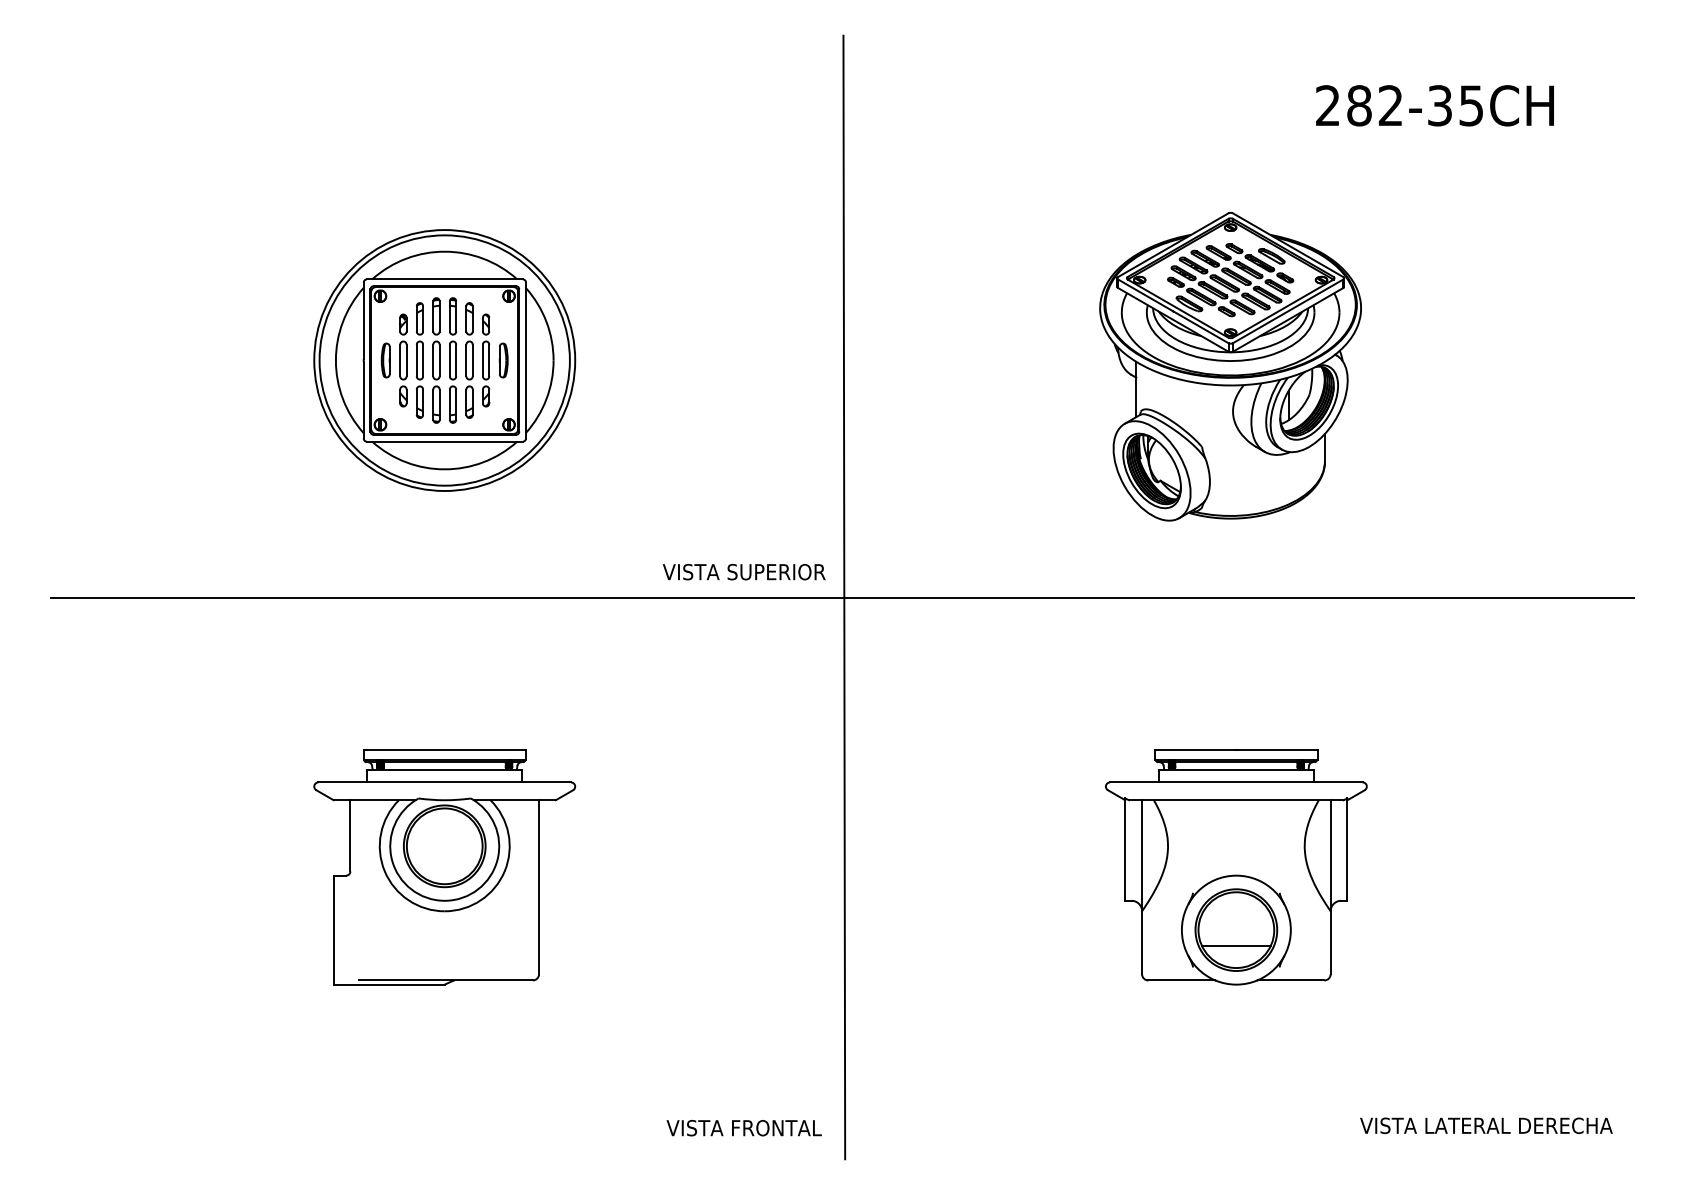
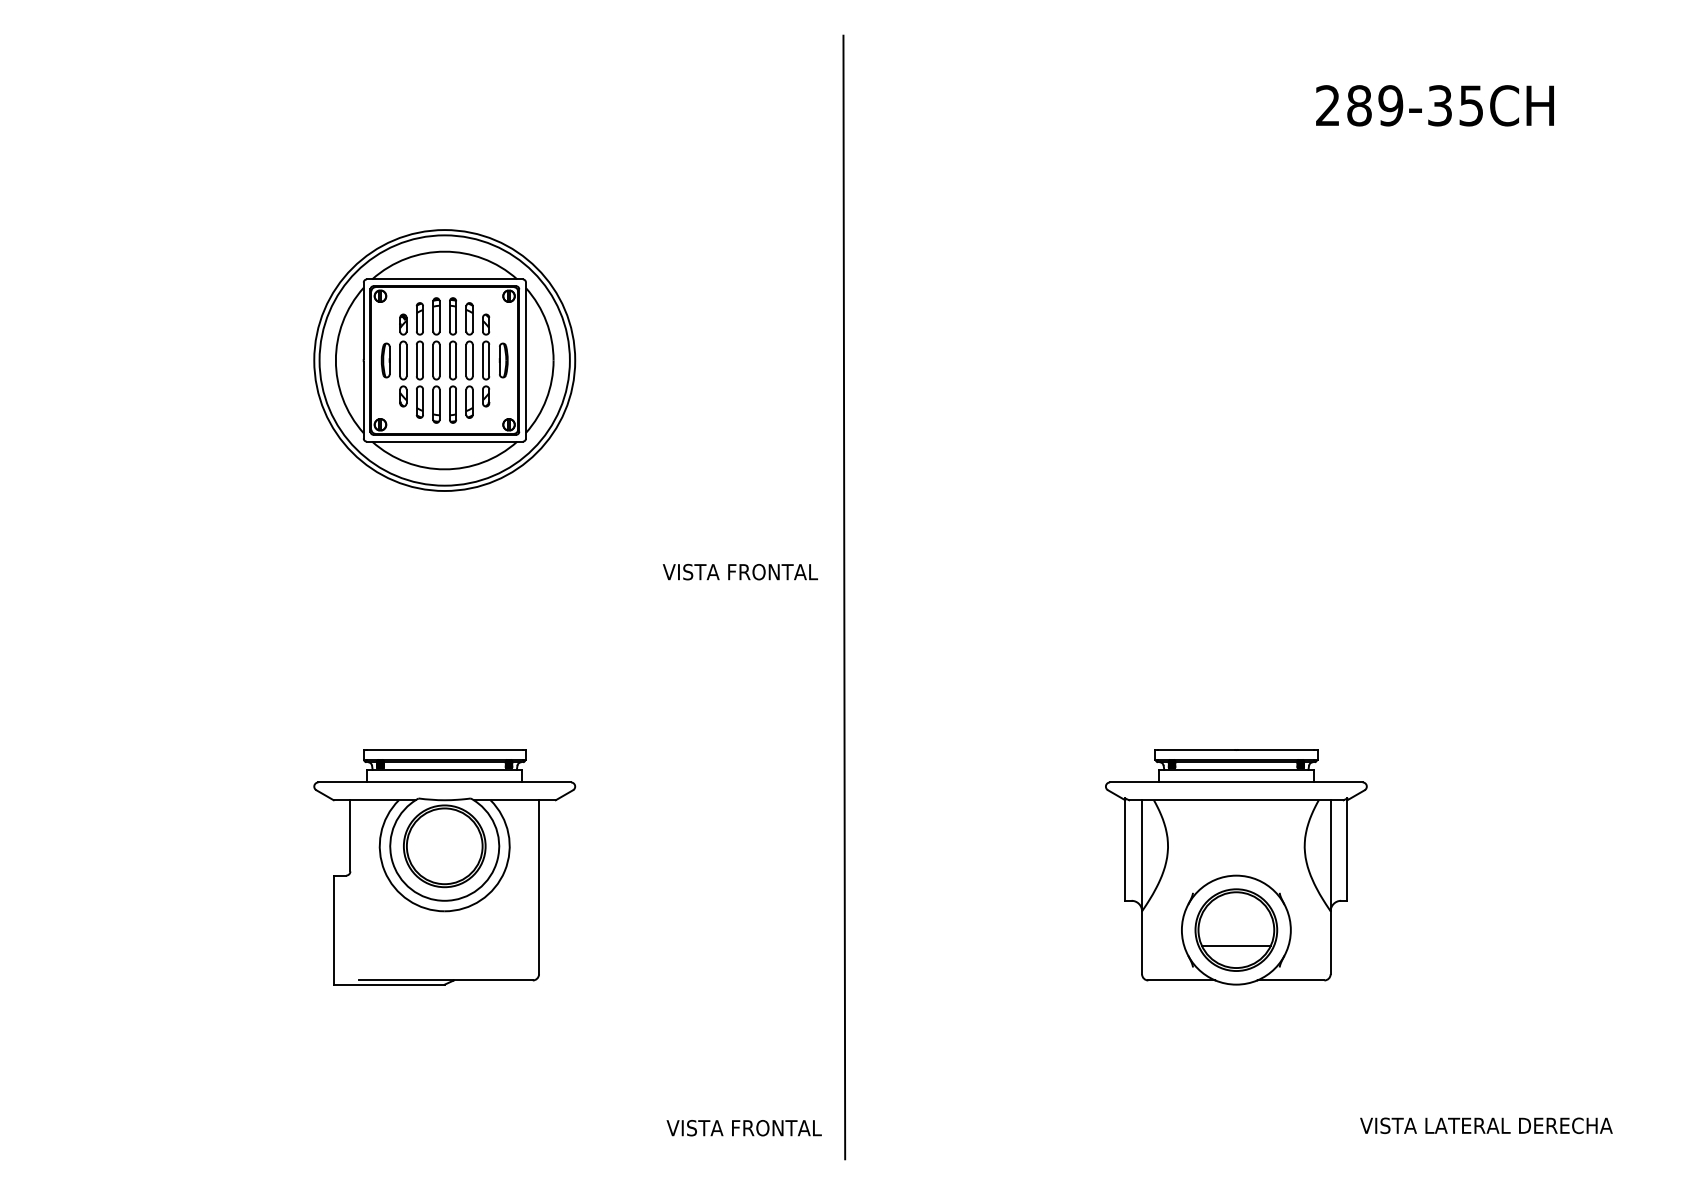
text: 282-35CH -> 289-35CH (1390, 105)
part: present -> none (1230, 366)
text: VISTA SUPERIOR -> VISTA FRONTAL (776, 571)
line: present -> none (842, 598)
